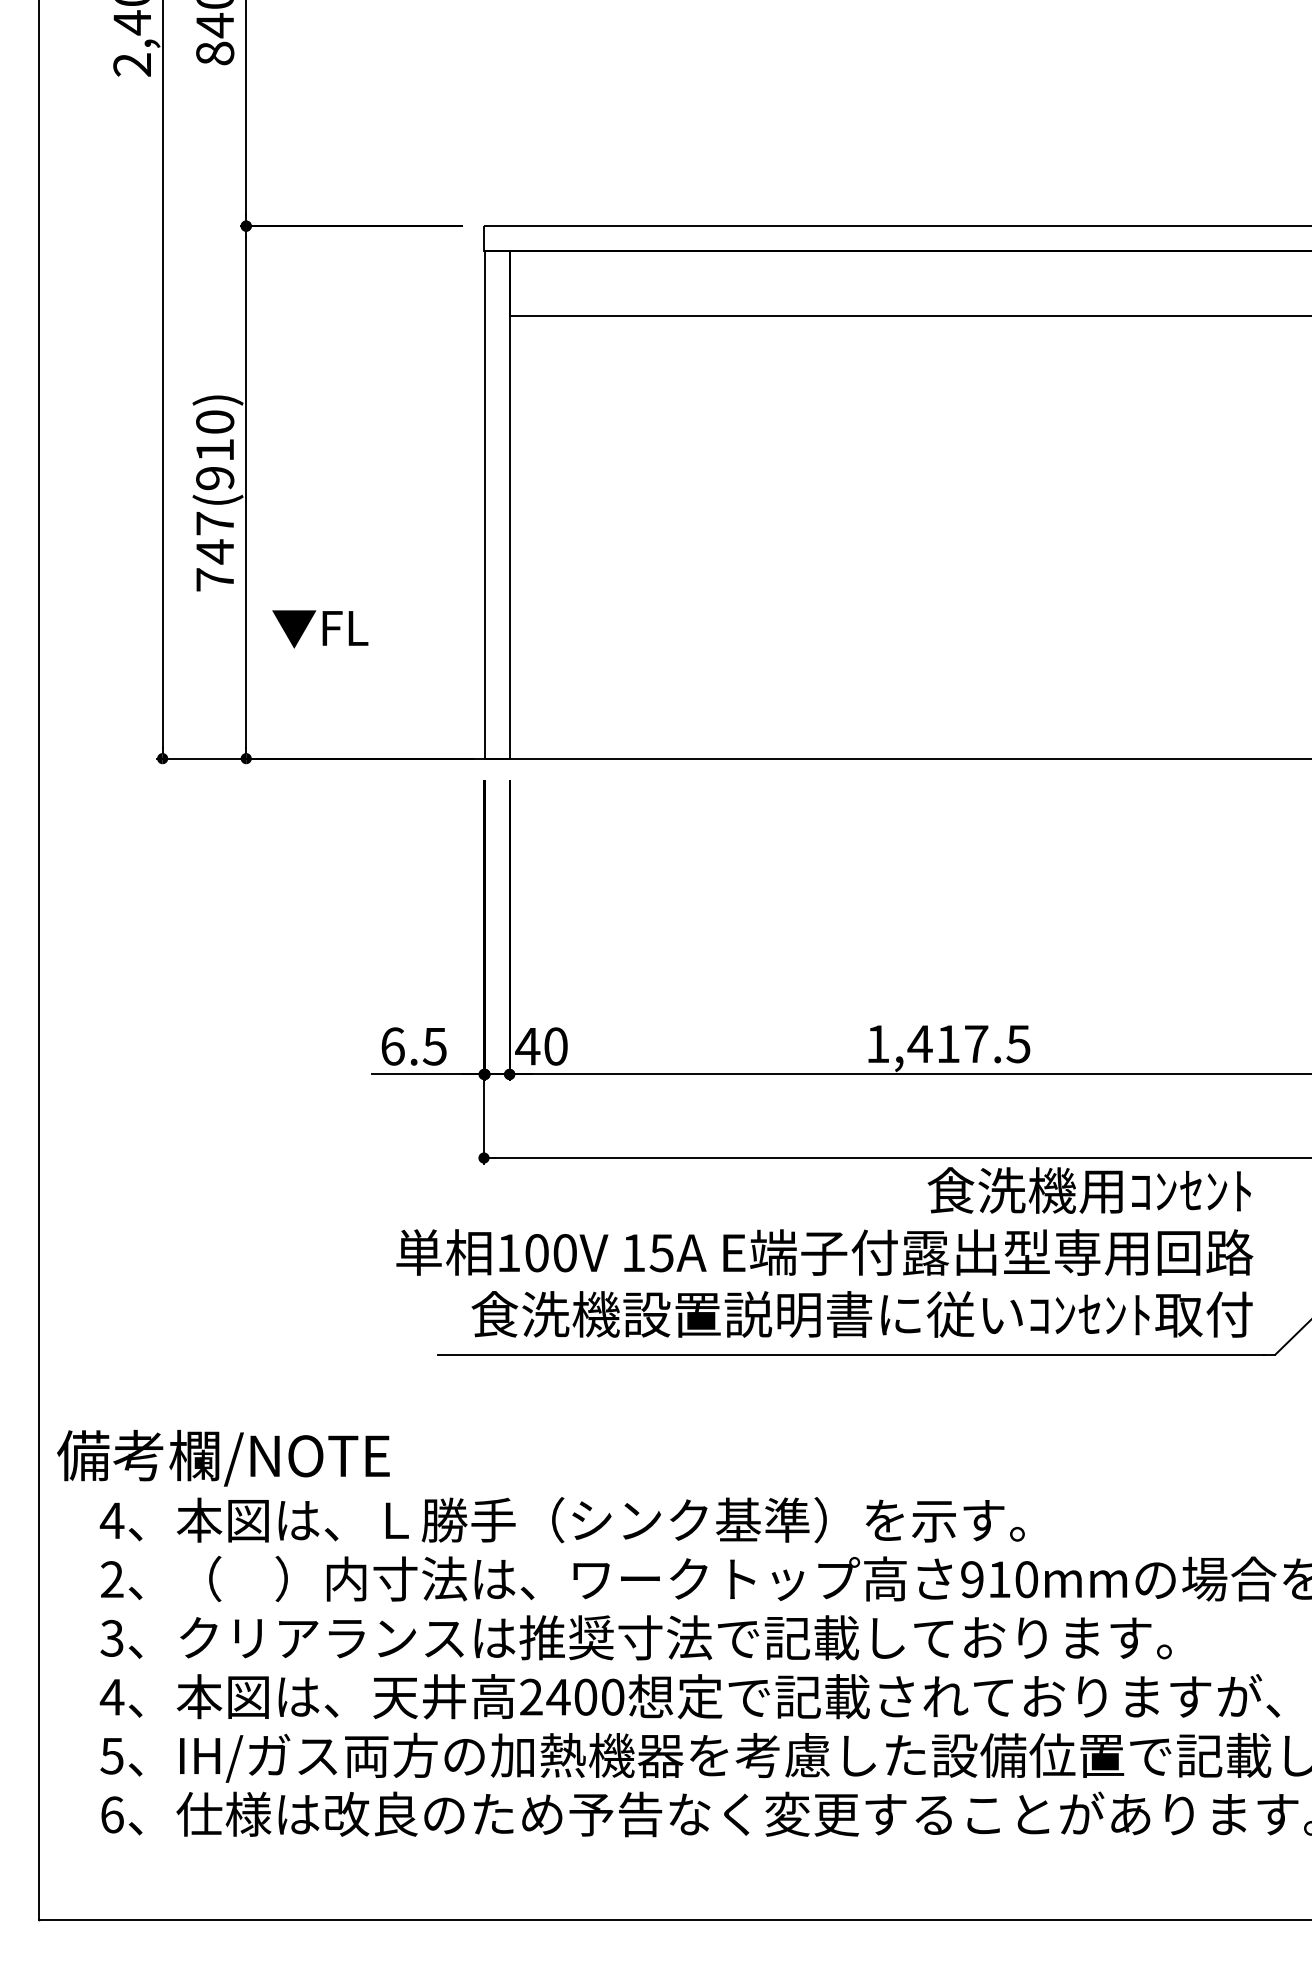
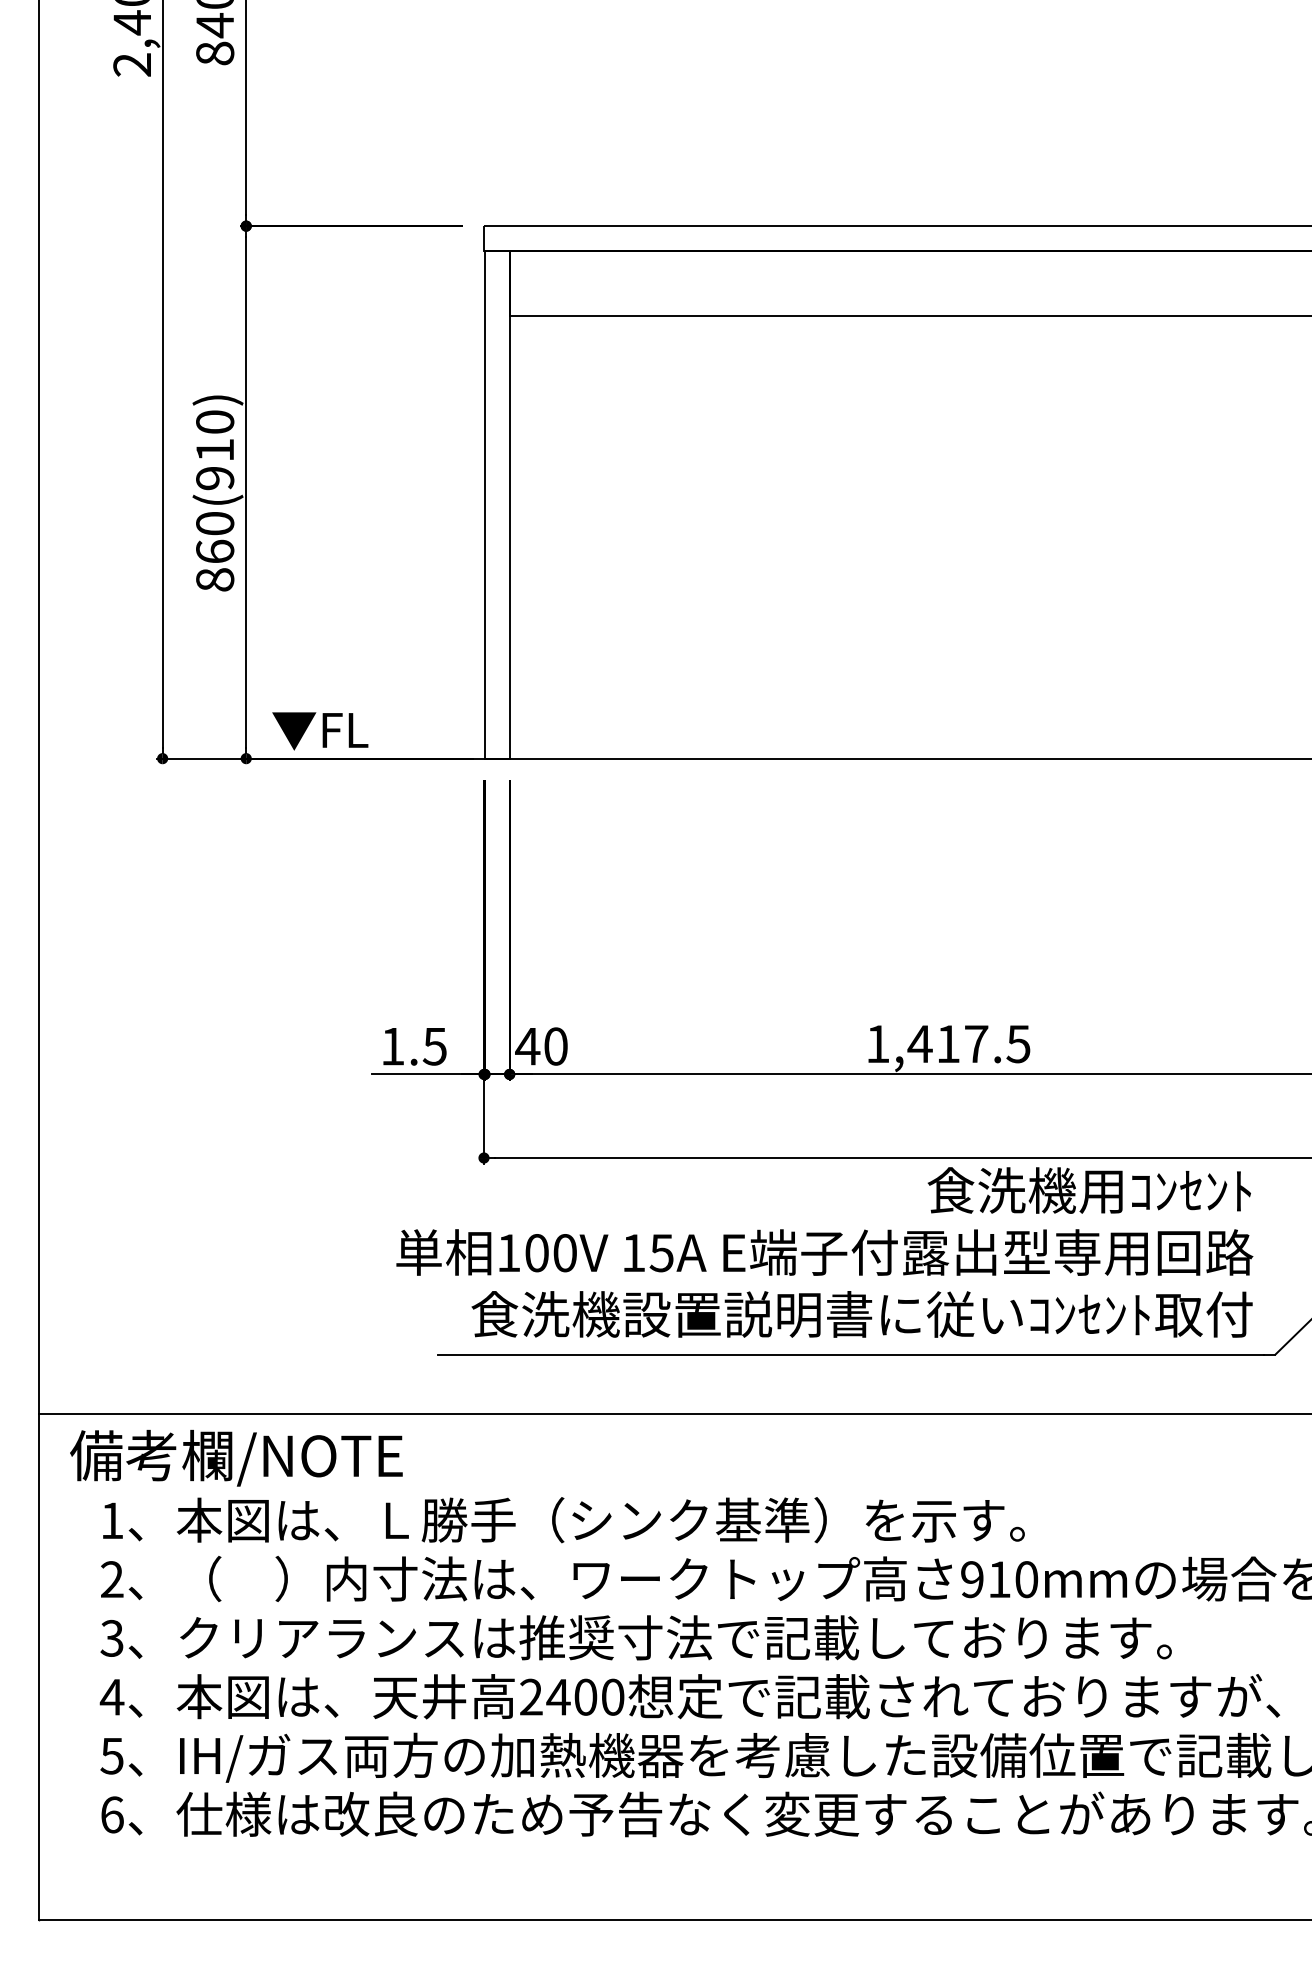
text: 747(910) -> 860(910) (215, 551)
text position: (320, 629) -> (320, 731) (320, 731)
text: 6.5 -> 1.5 (392, 1046)
line: none -> present (673, 1413)
text position: (223, 1458) -> (236, 1458) (236, 1458)
text: 4 -> 1 (111, 1520)
